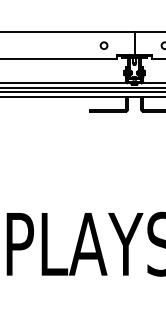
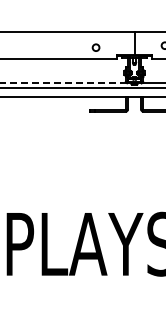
circle position: (103, 45) -> (95, 47) (95, 47)
line: solid -> dashed (64, 83)
line: present -> none (82, 91)
